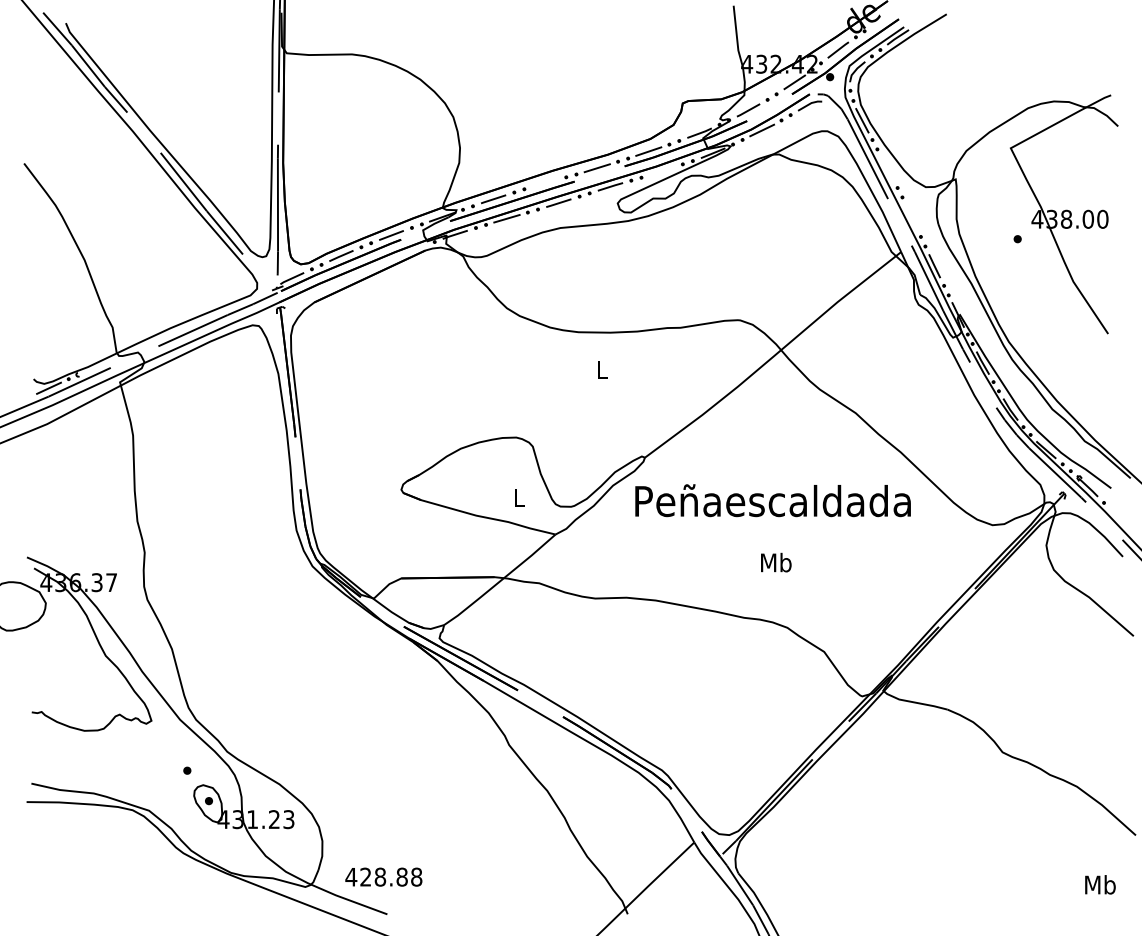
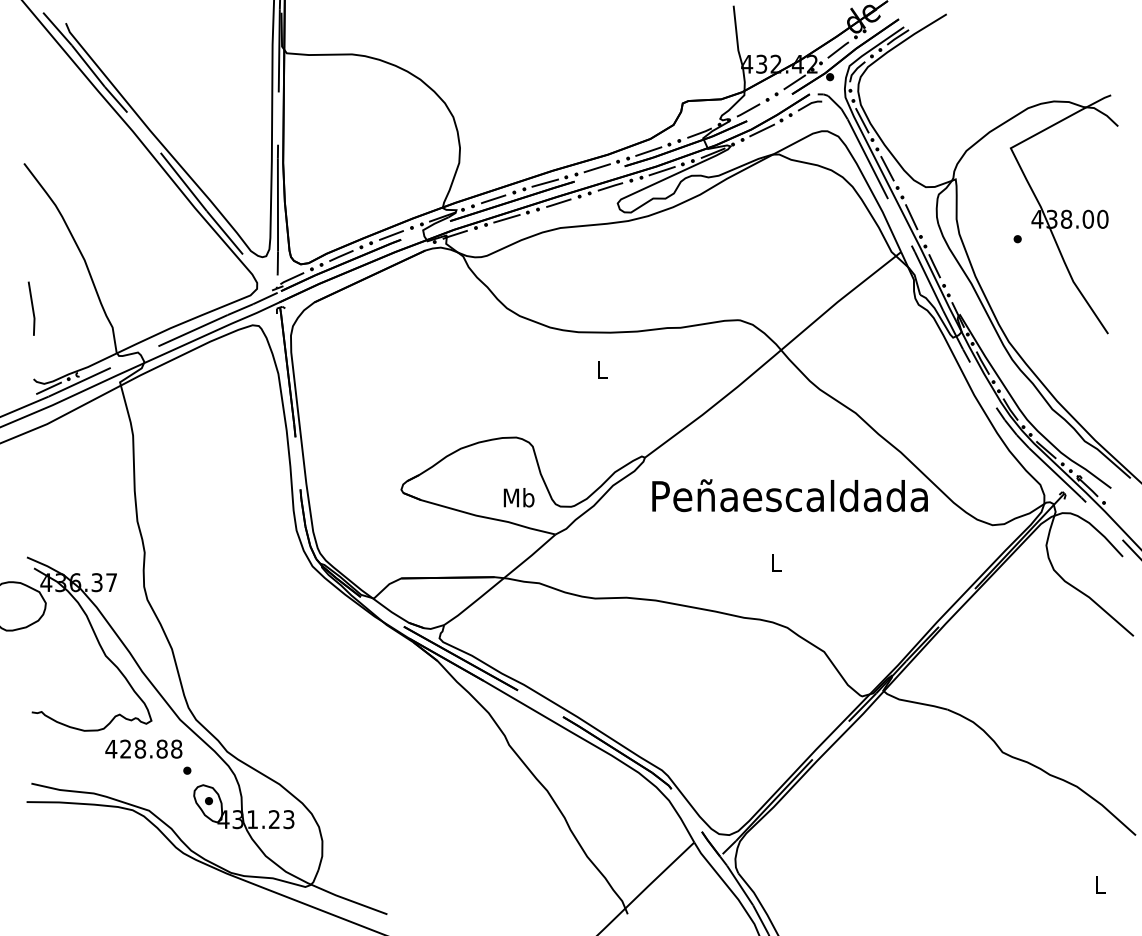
line: none -> present (887, 168)
line: none -> present (661, 171)
line: none -> present (545, 182)
line: none -> present (911, 217)
line: none -> present (31, 307)
text: L -> Mb (518, 497)
text position: (772, 500) -> (789, 495) (789, 495)
text: Mb -> L (776, 562)
text position: (383, 876) -> (143, 748) (143, 748)
text: Mb -> L (1100, 884)
